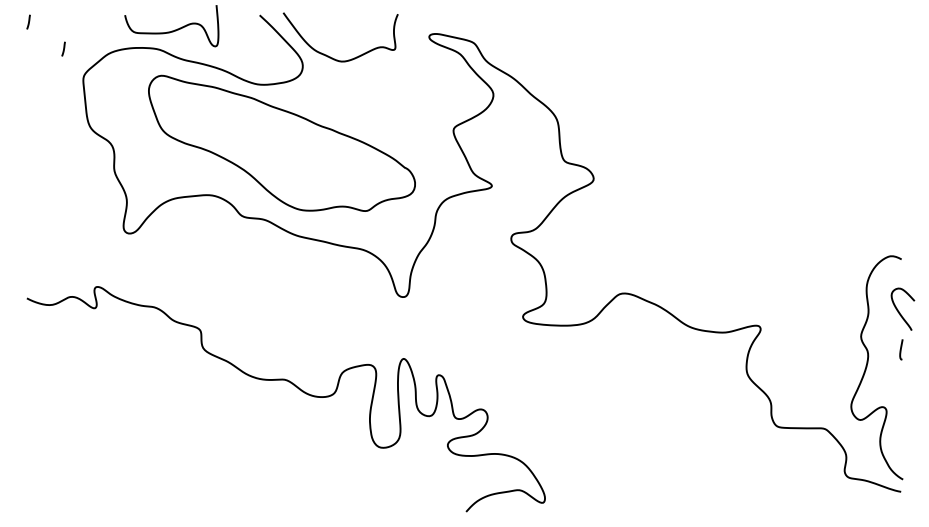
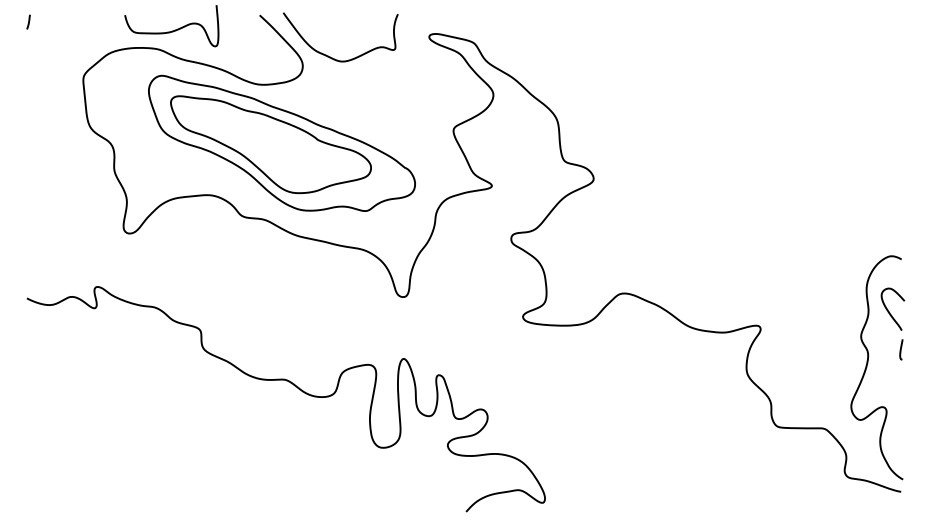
line: present -> none (63, 48)
part: none -> present (270, 144)
curve position: (898, 309) -> (888, 309) (888, 309)
